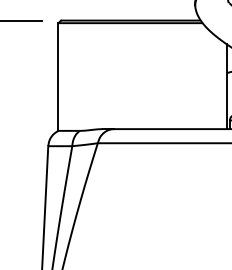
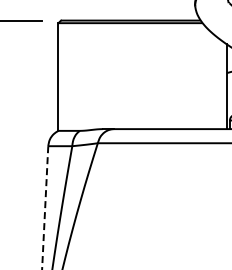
line: solid -> dashed (45, 207)
